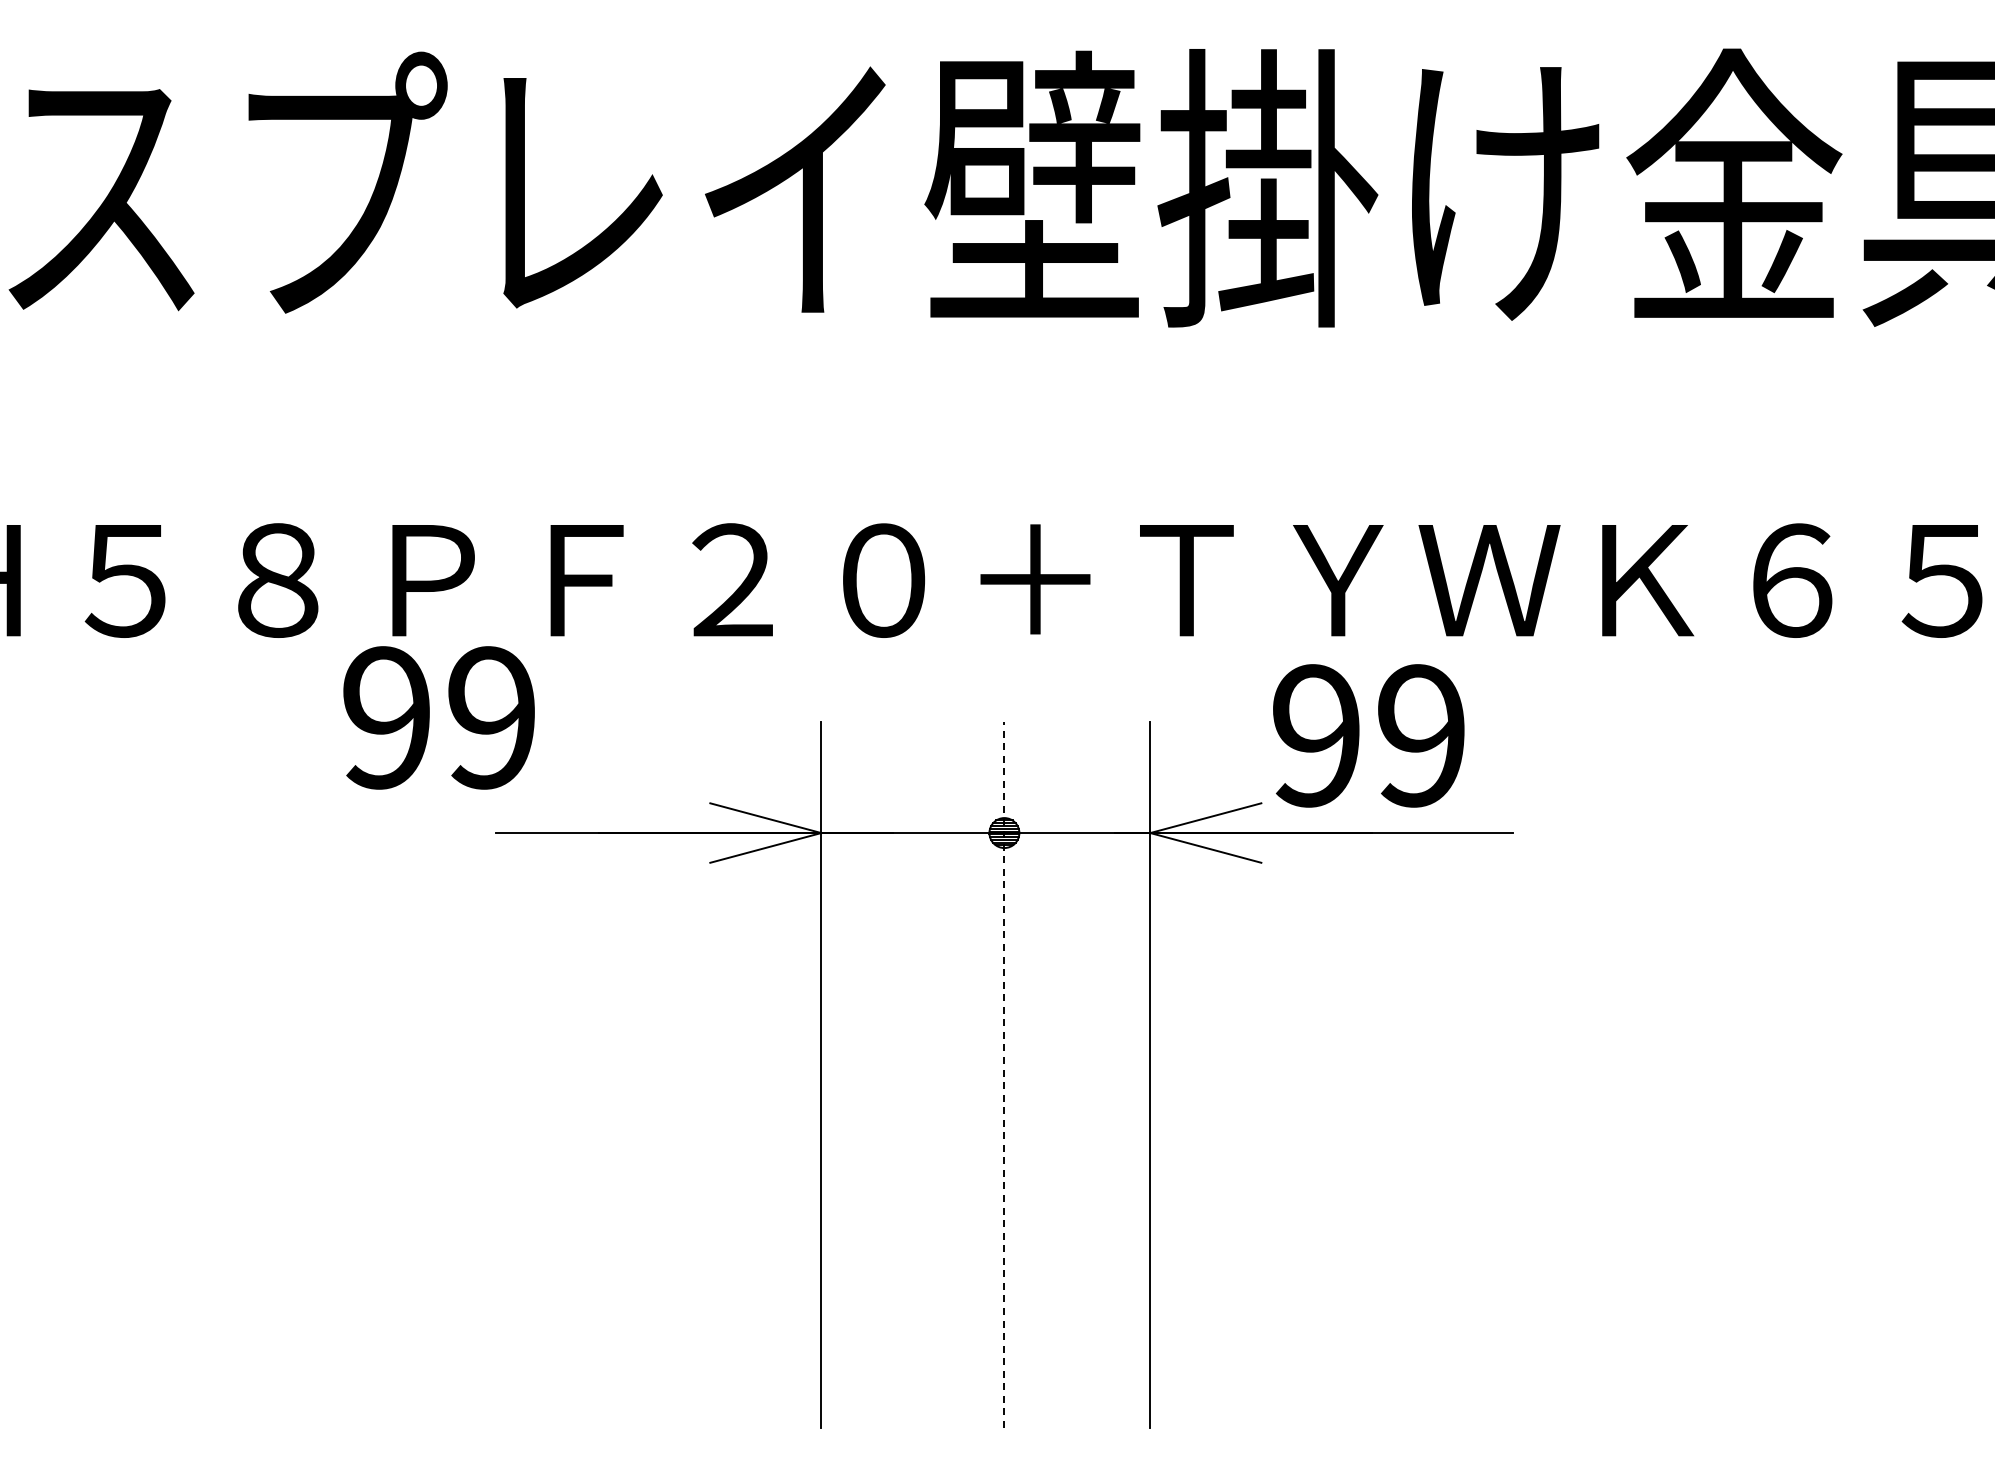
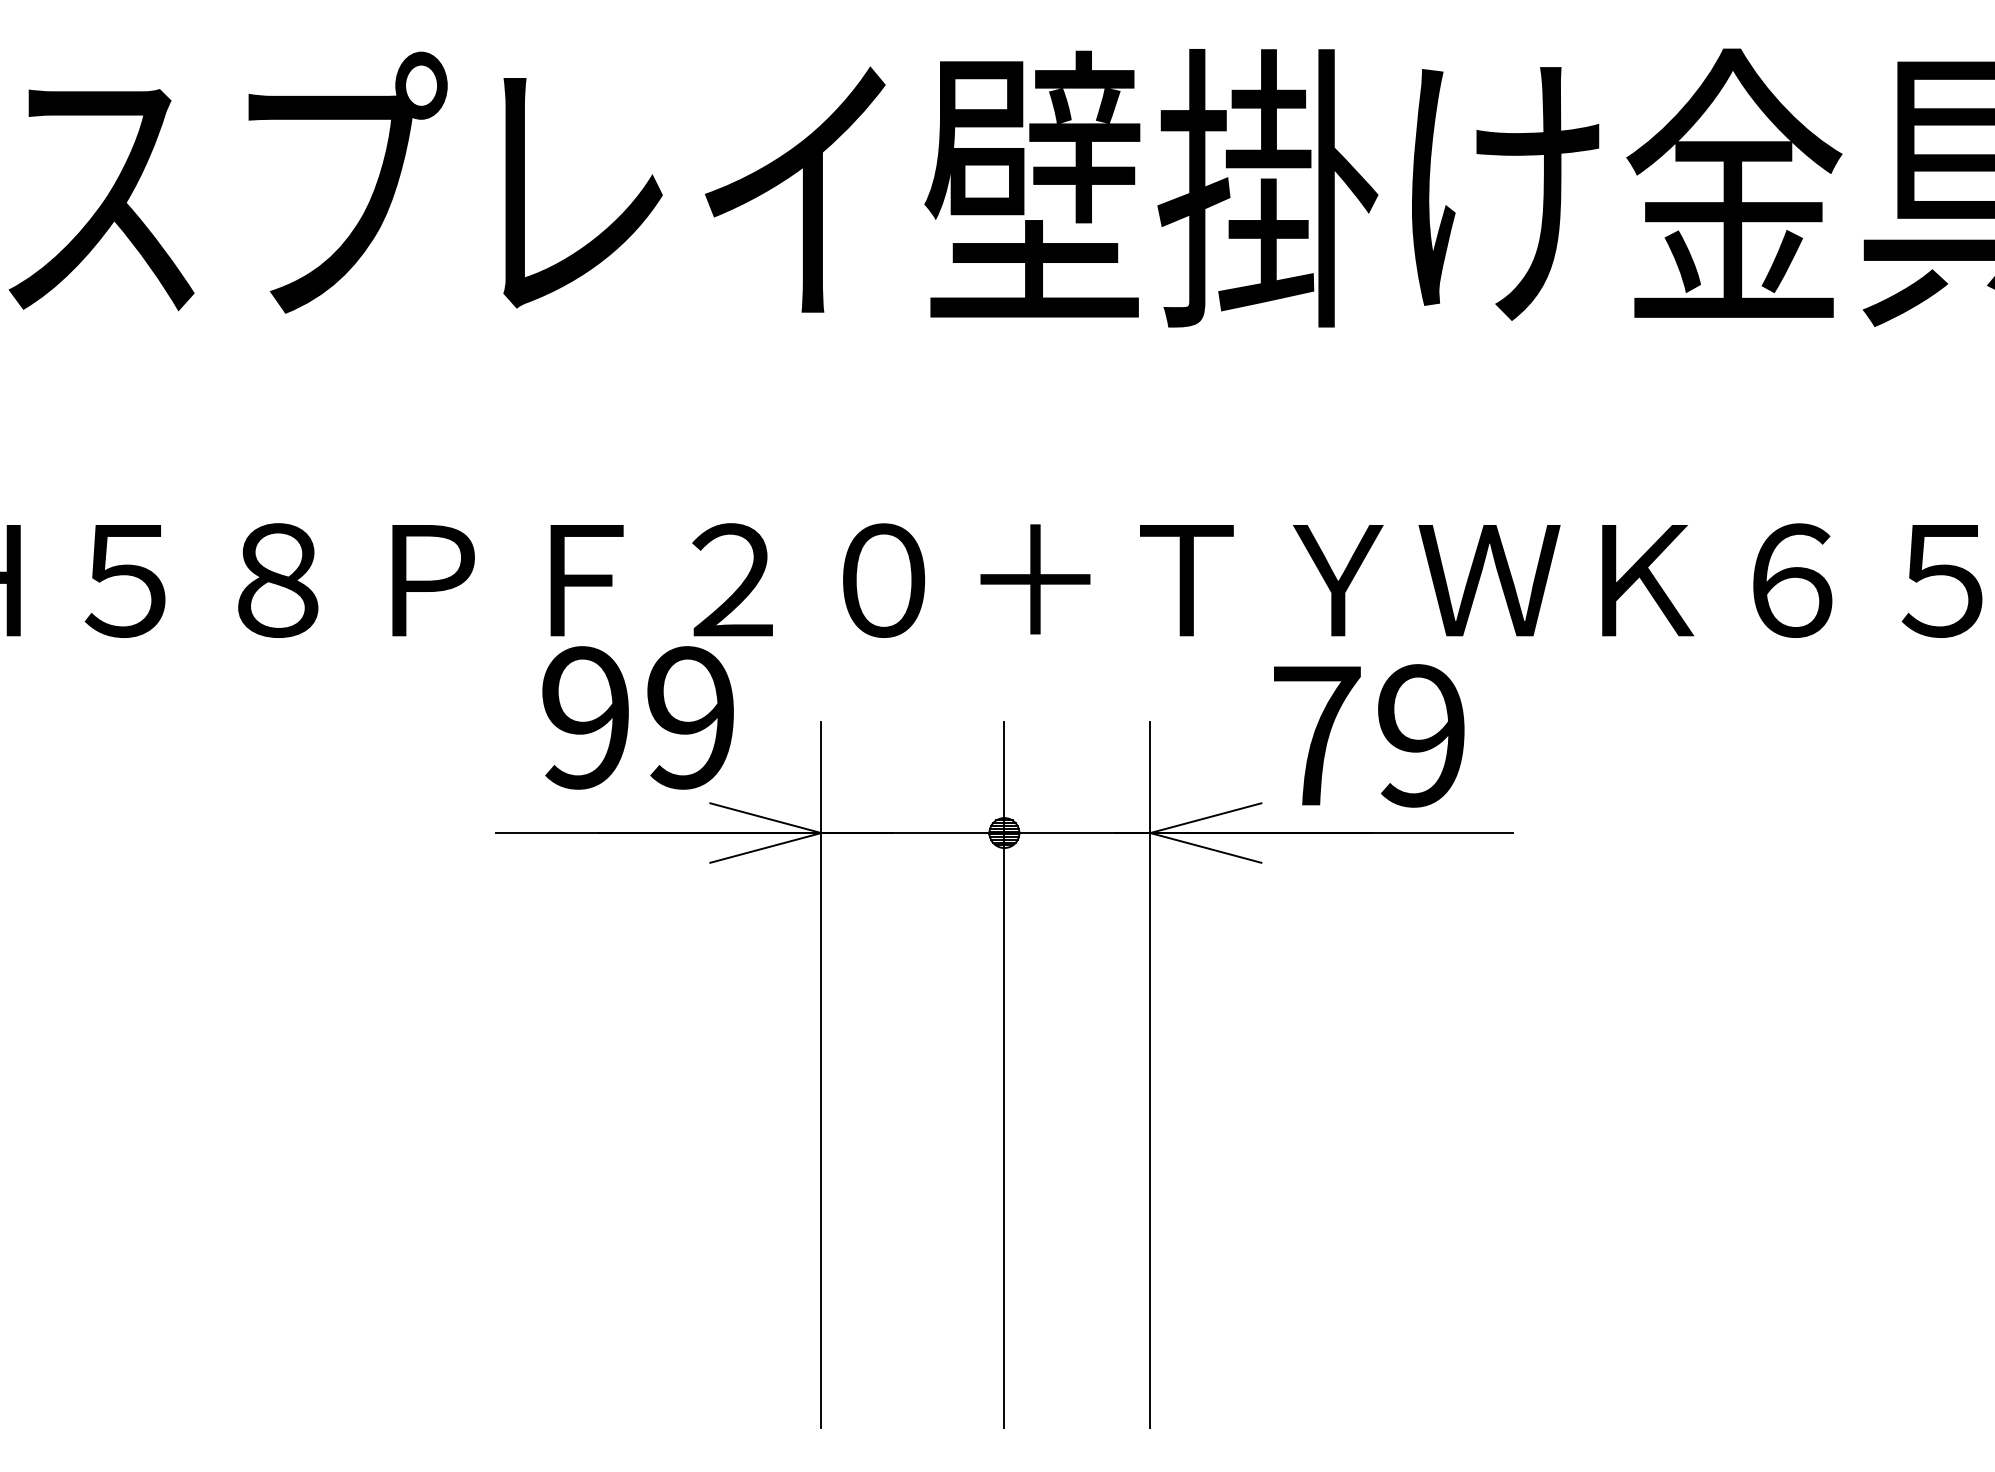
text position: (438, 717) -> (637, 717) (637, 717)
text: 99 -> 79 (1316, 735)
line: dashed -> solid (1004, 1074)
